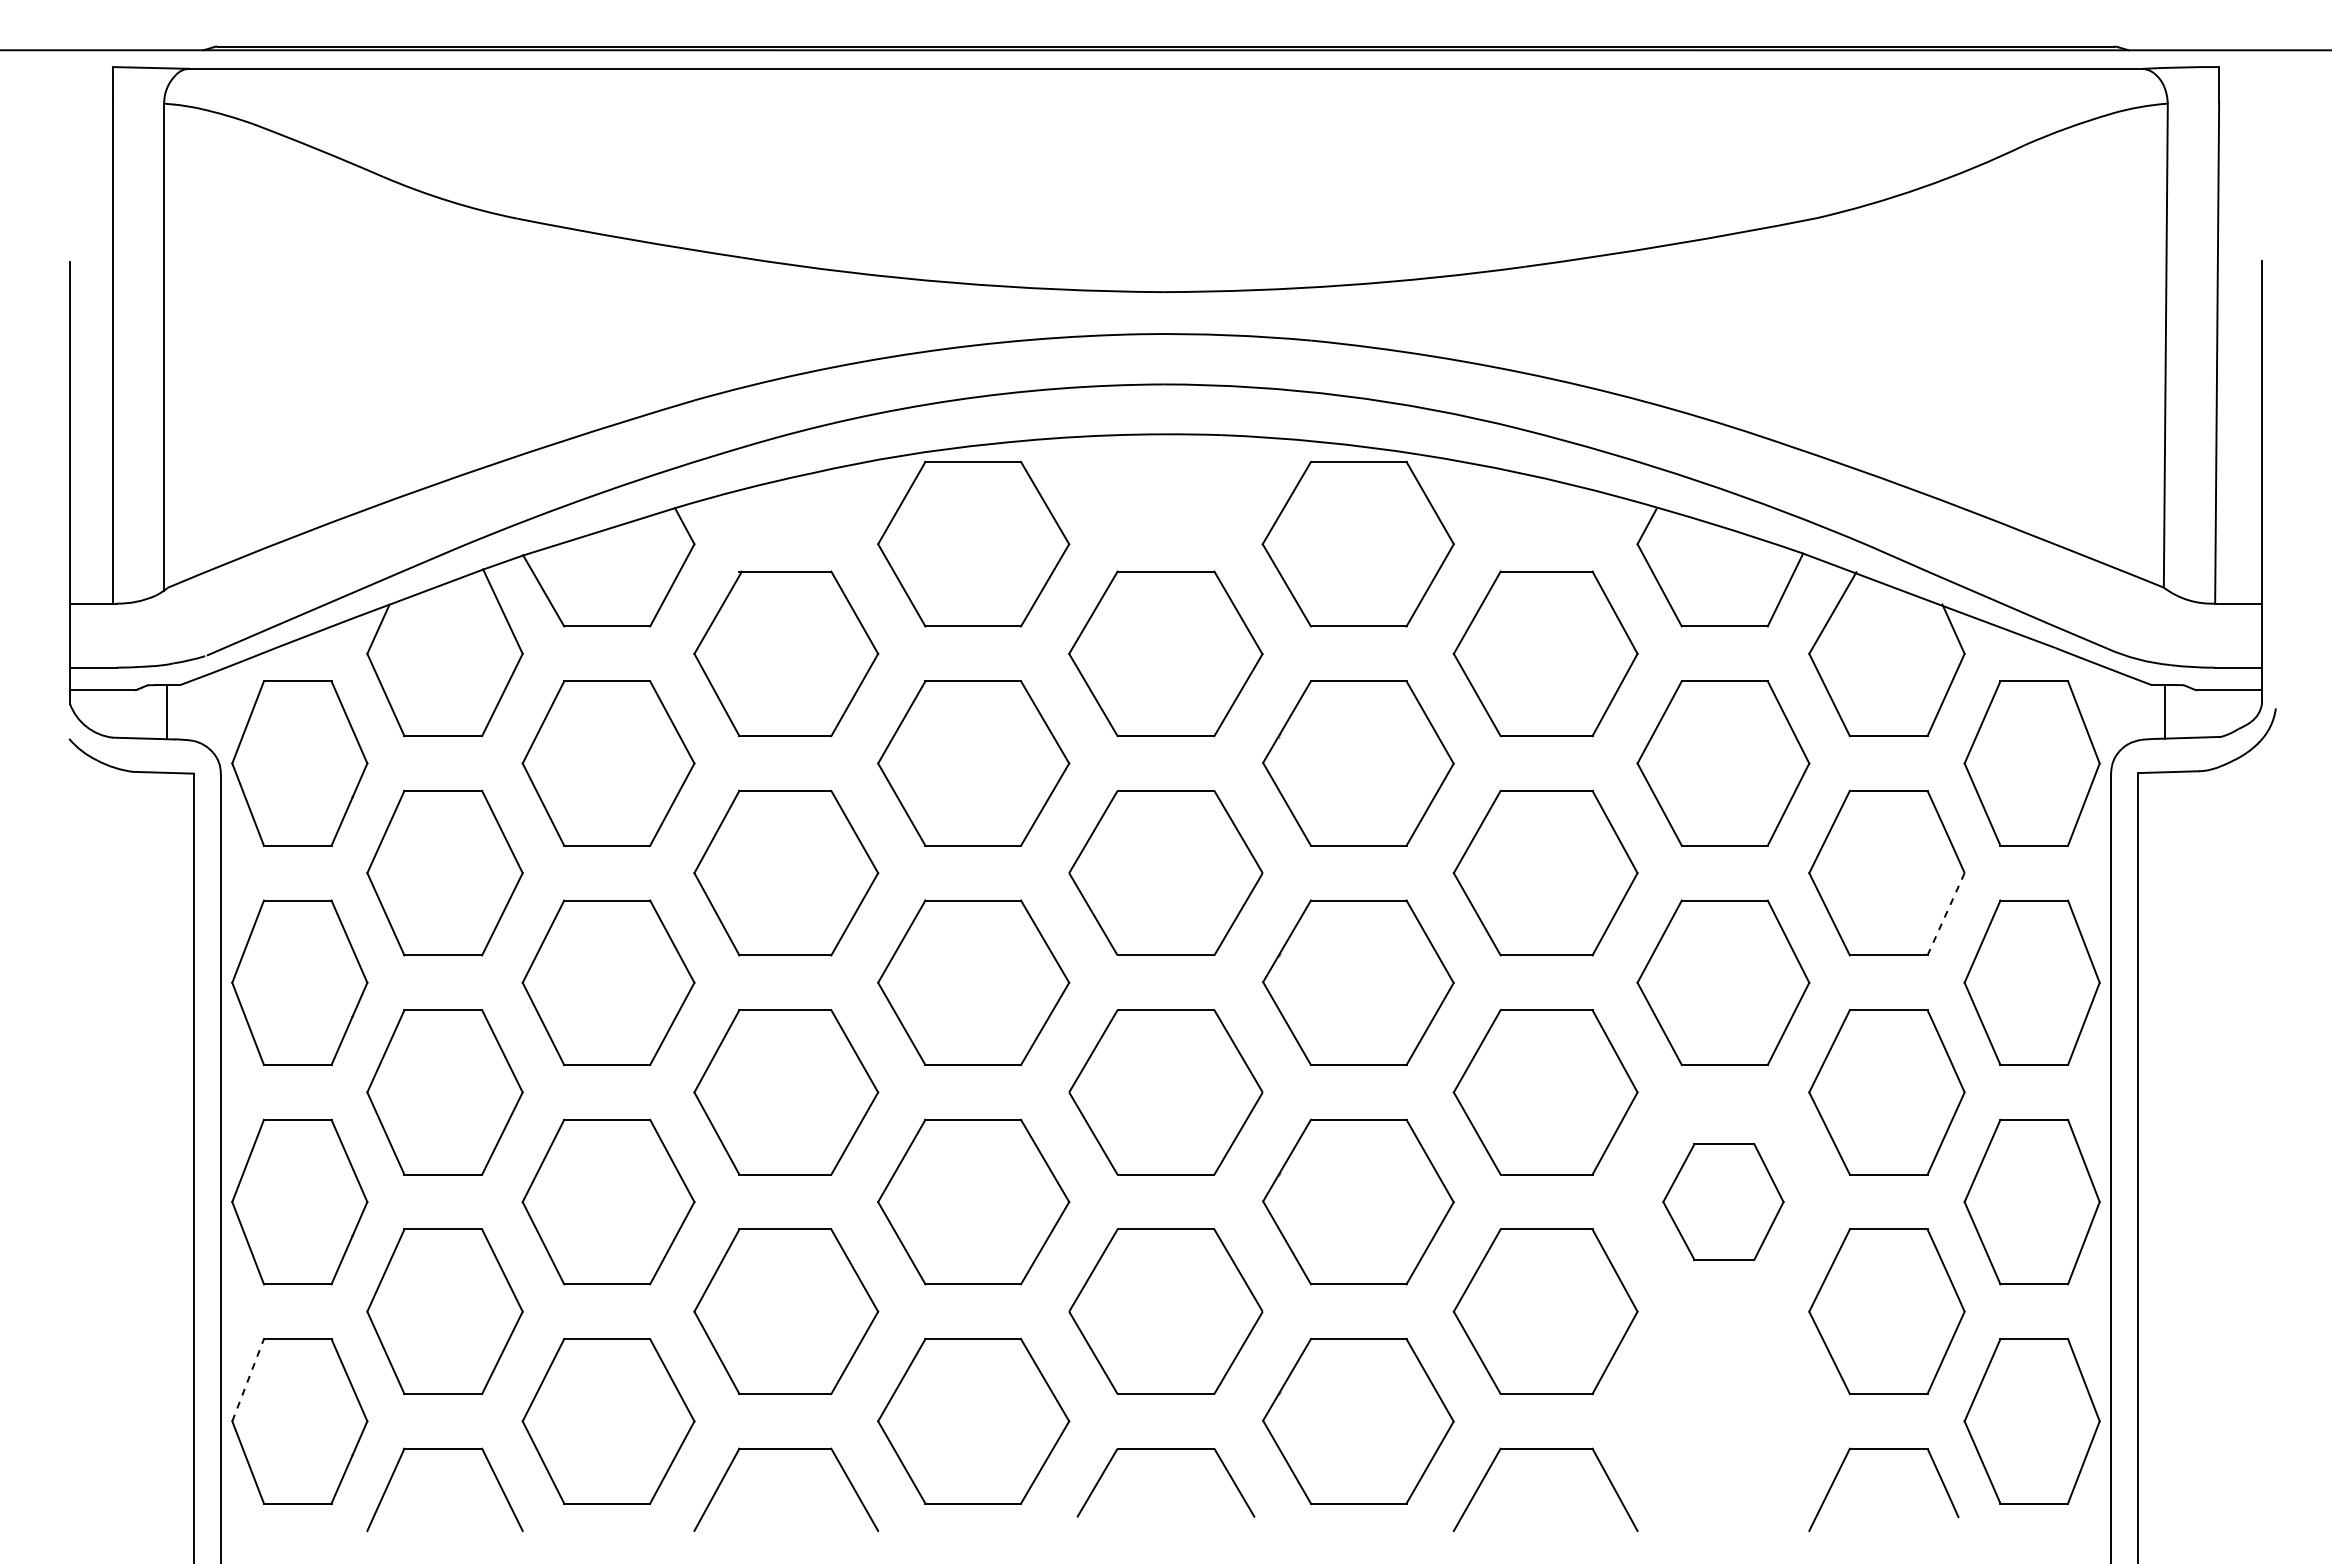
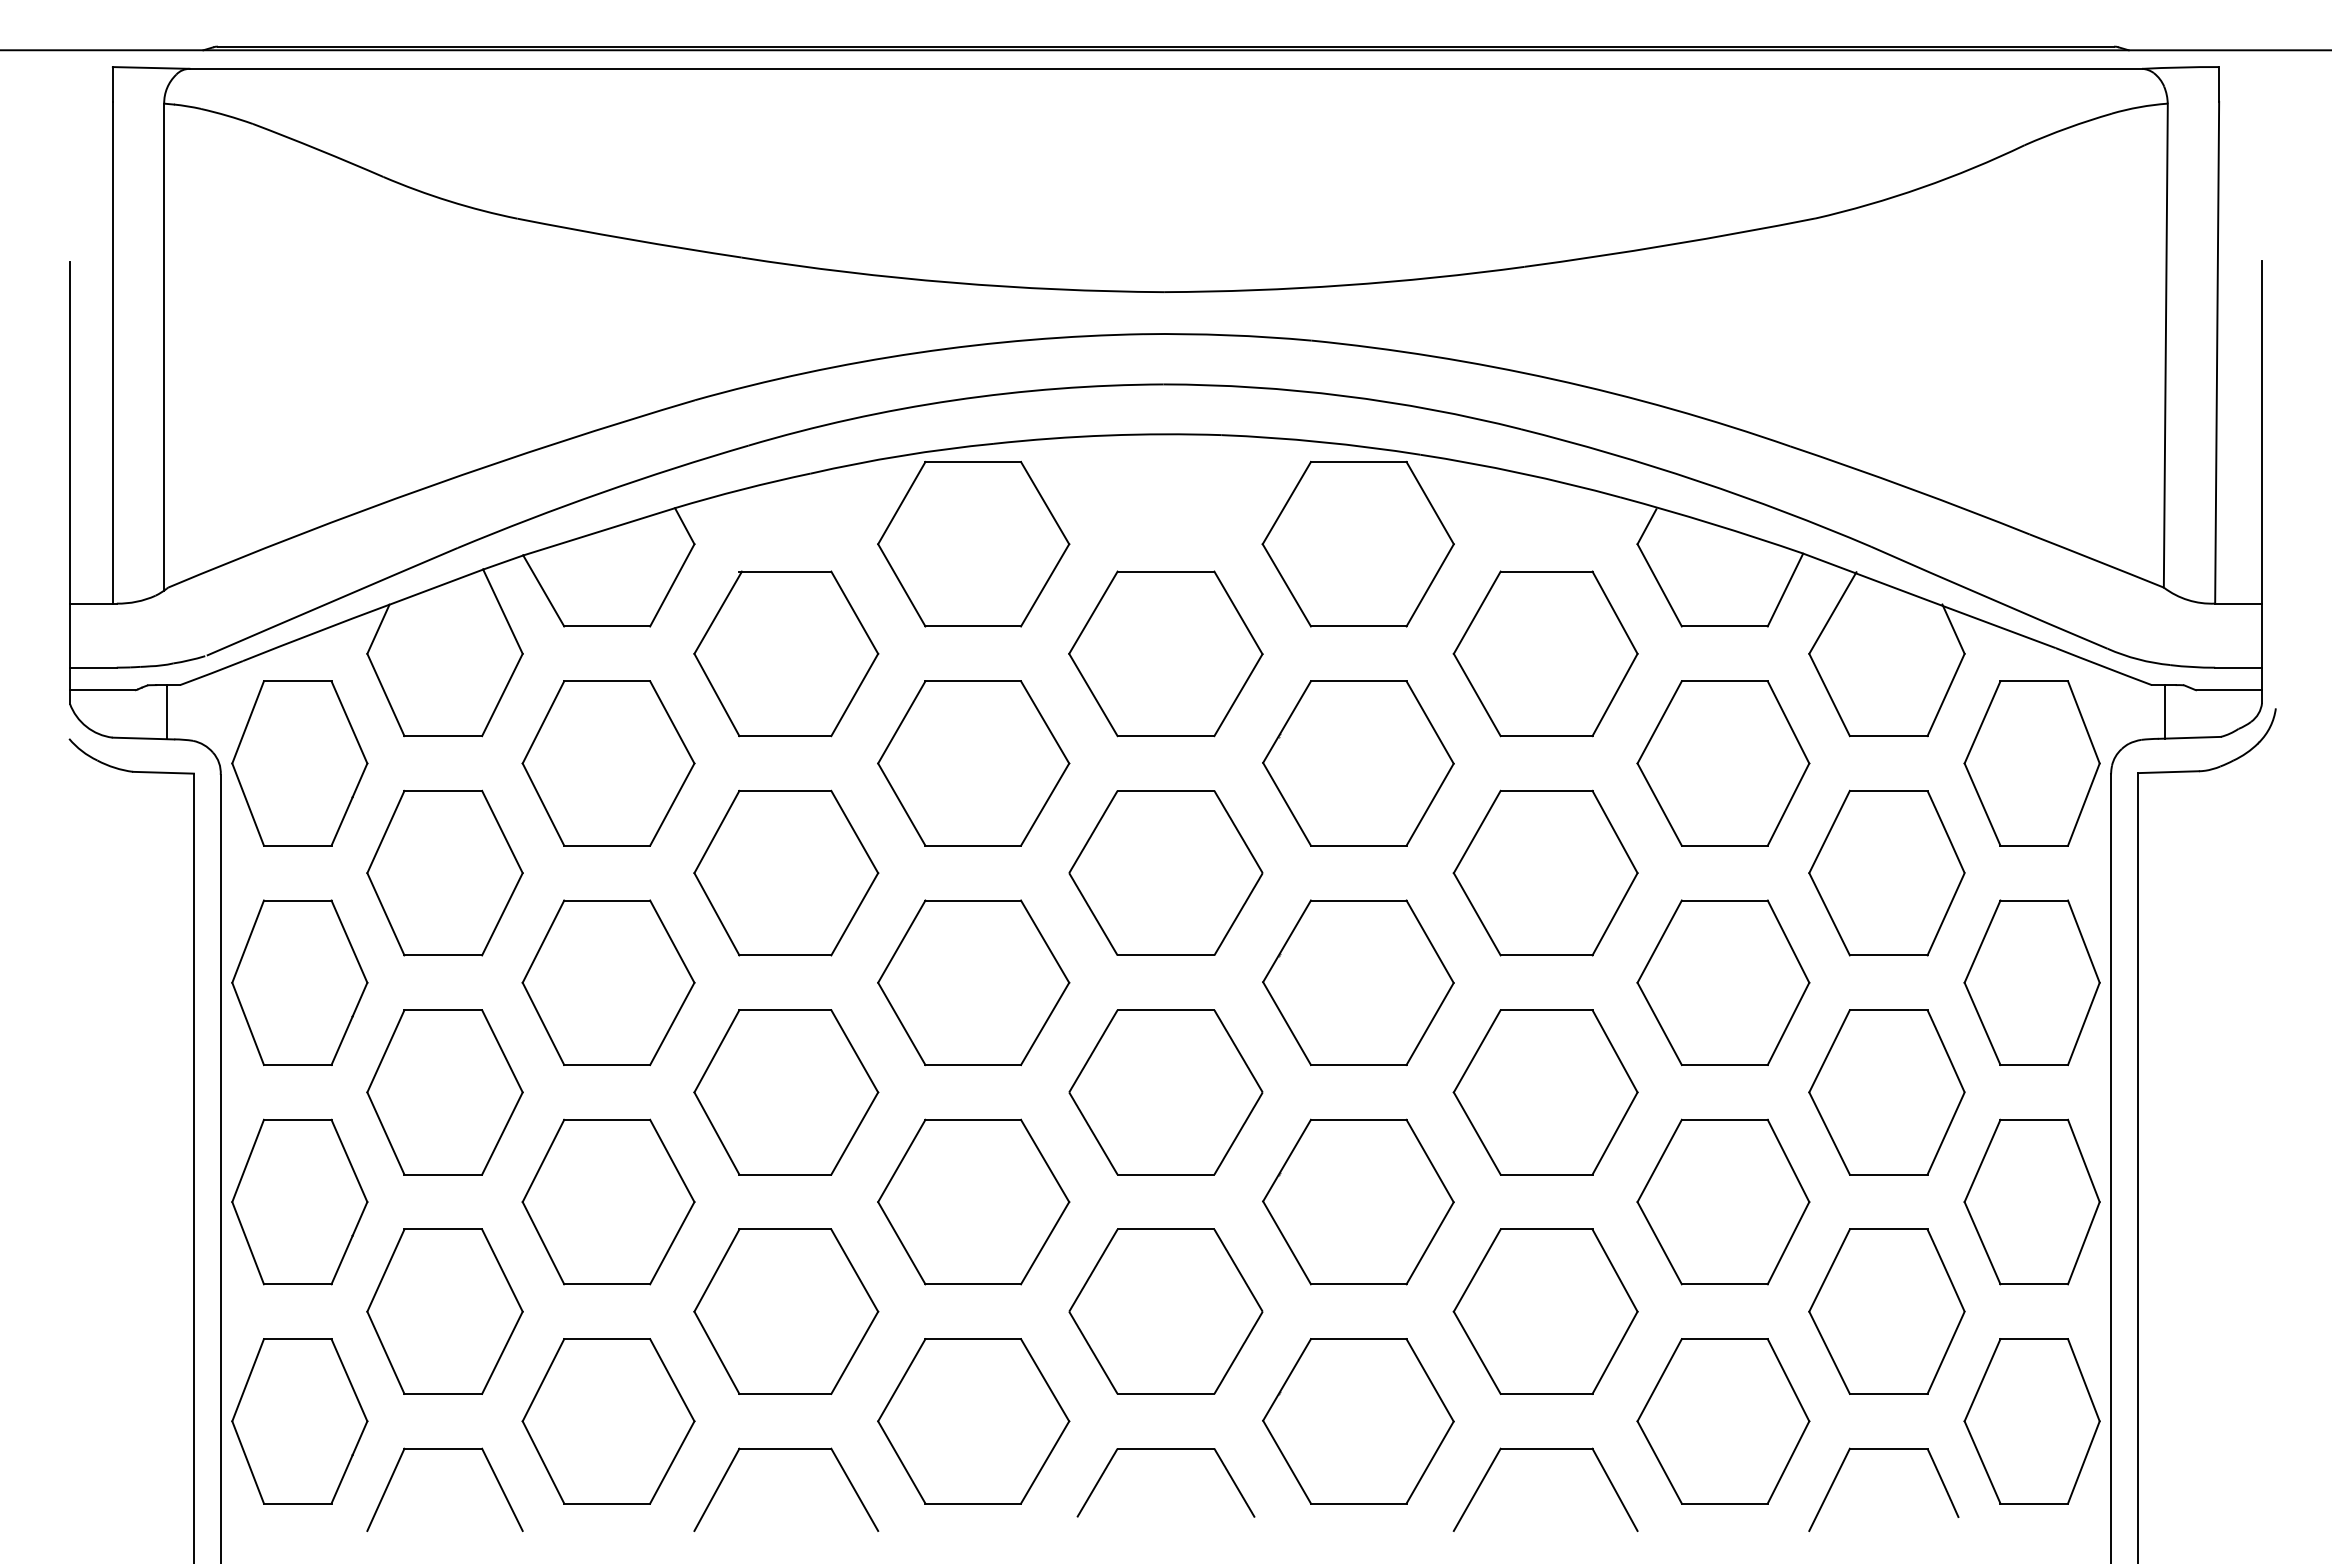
line: dashed -> solid (1946, 913)
part size: 123x118 px -> 175x168 px (1723, 1201)
line: dashed -> solid (248, 1379)
part: none -> present (1723, 1421)
